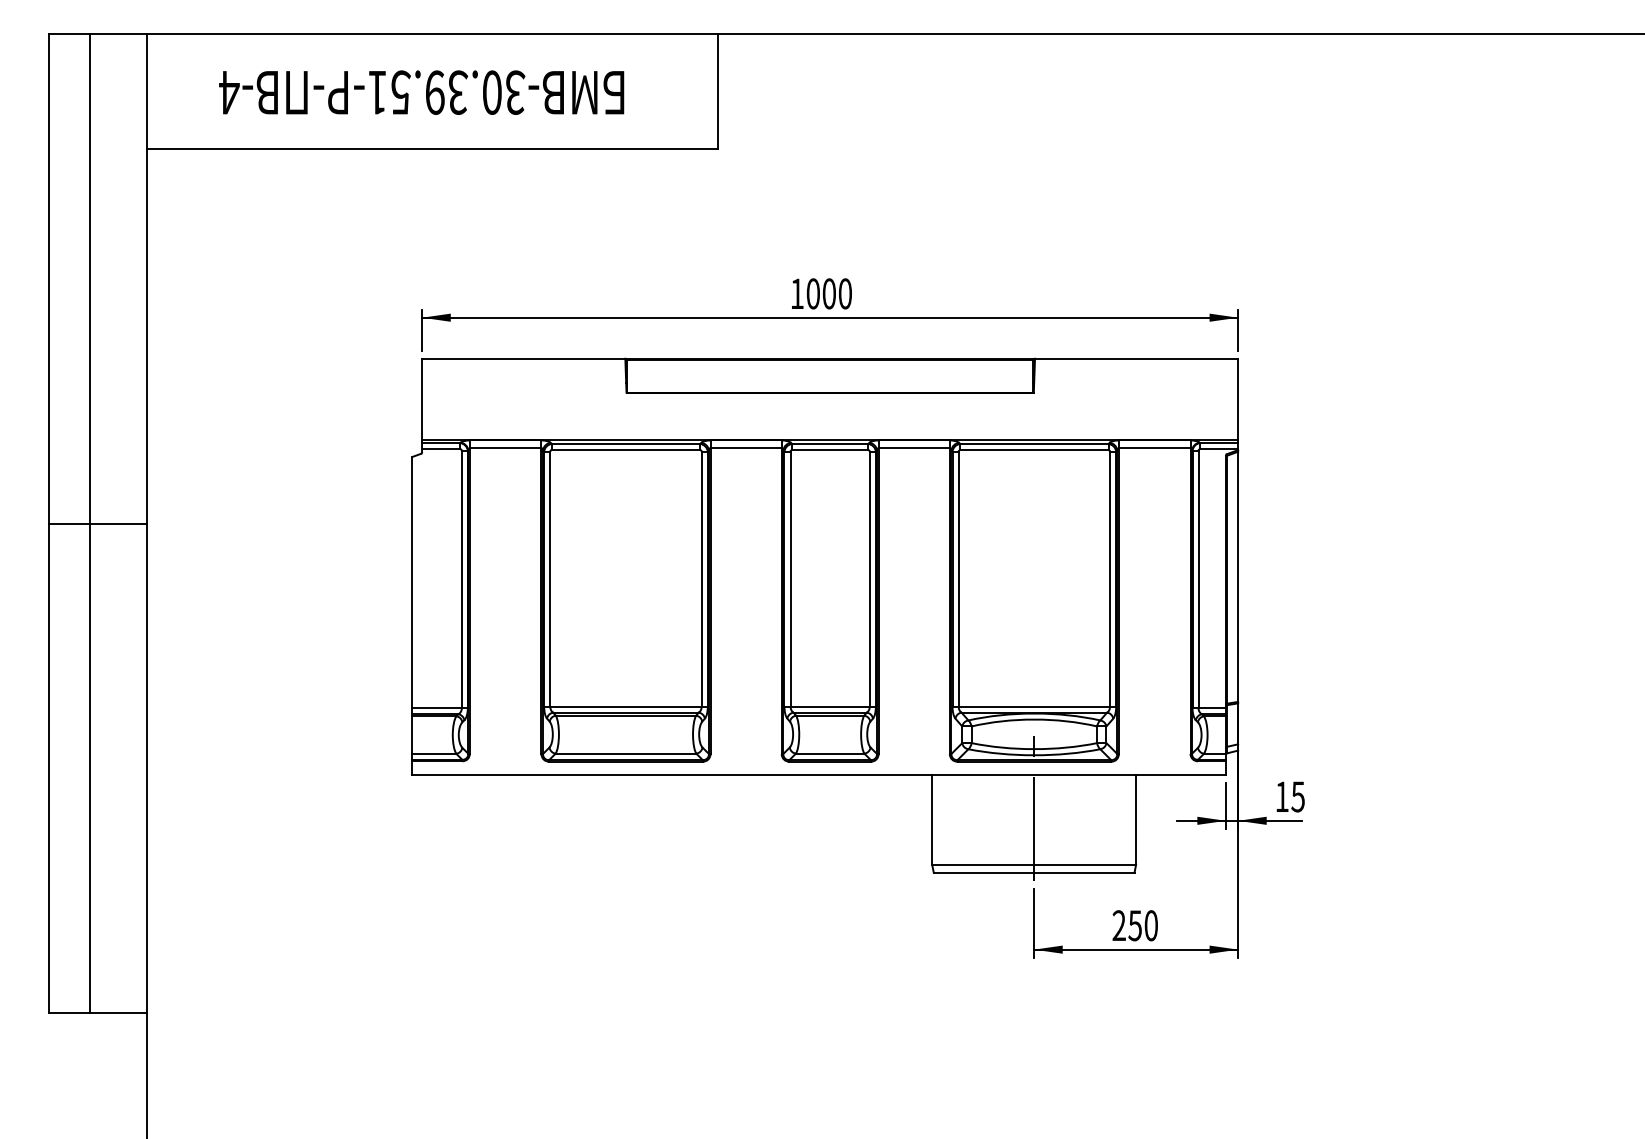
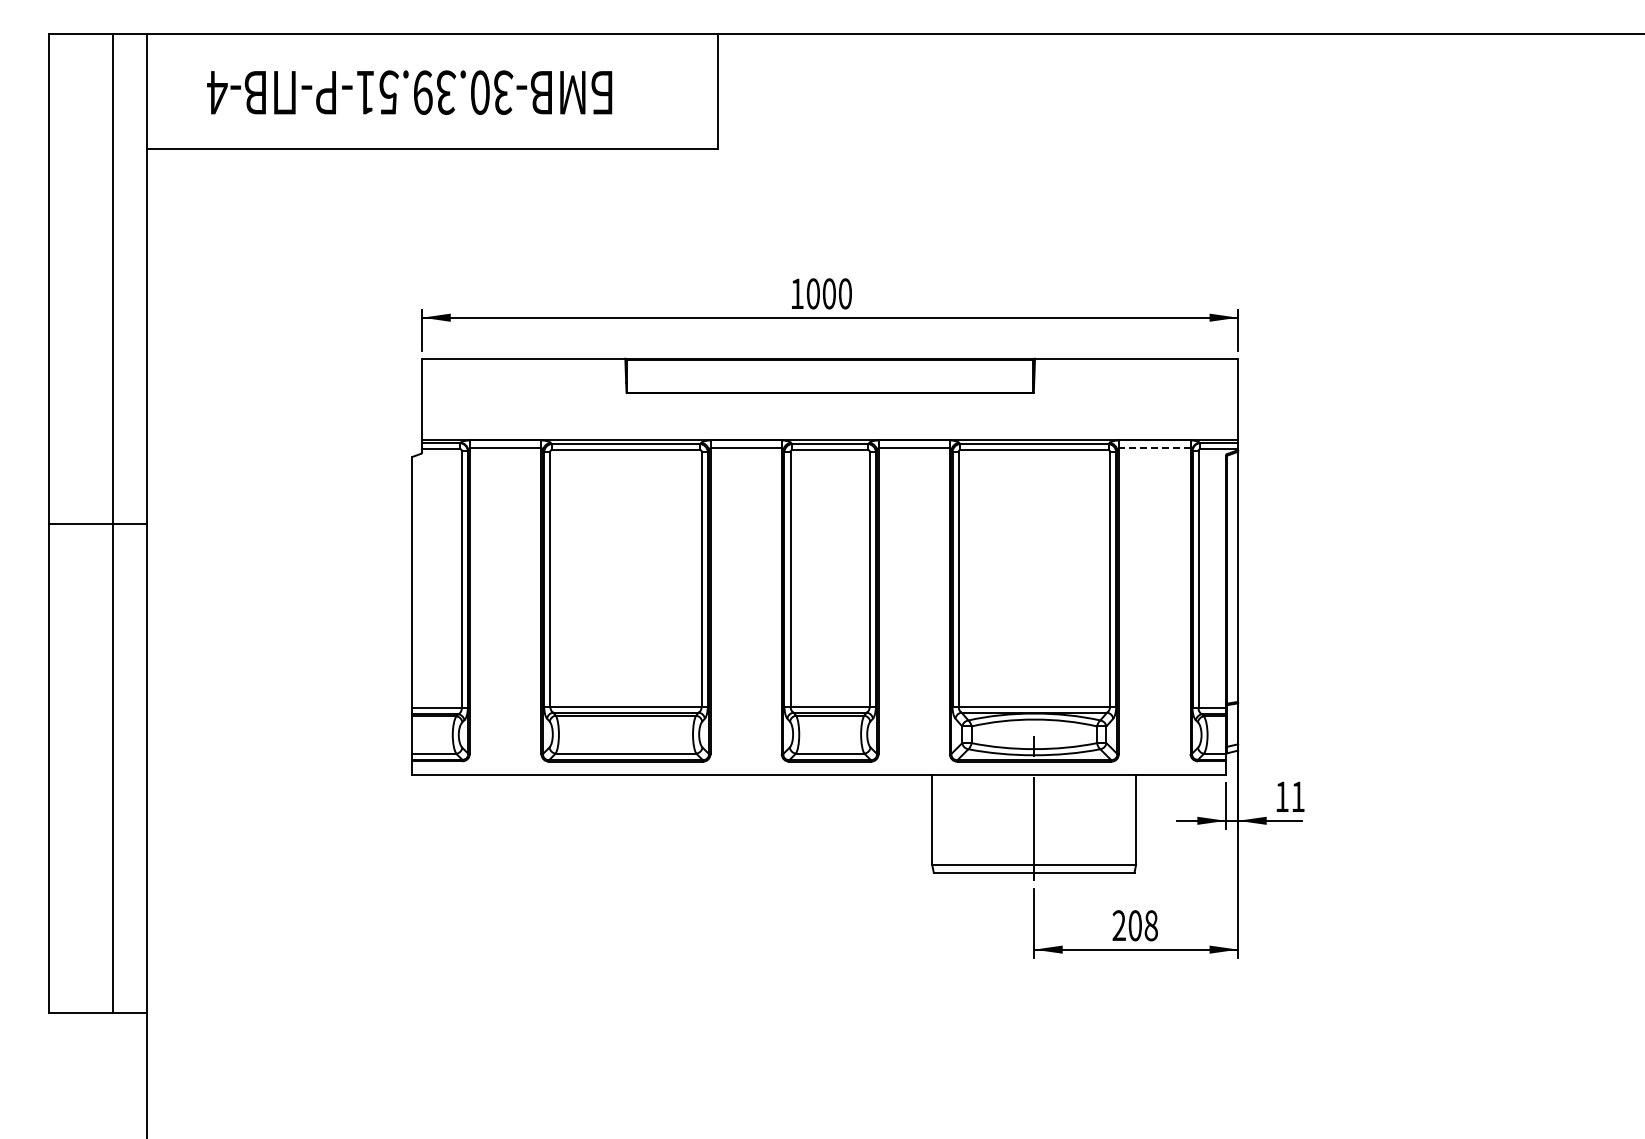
text position: (421, 92) -> (409, 92) (409, 92)
line: solid -> dashed (1154, 448)
line position: (90, 523) -> (113, 523) (113, 523)
text: 15 -> 11 (1297, 796)
text: 250 -> 208 (1142, 925)
